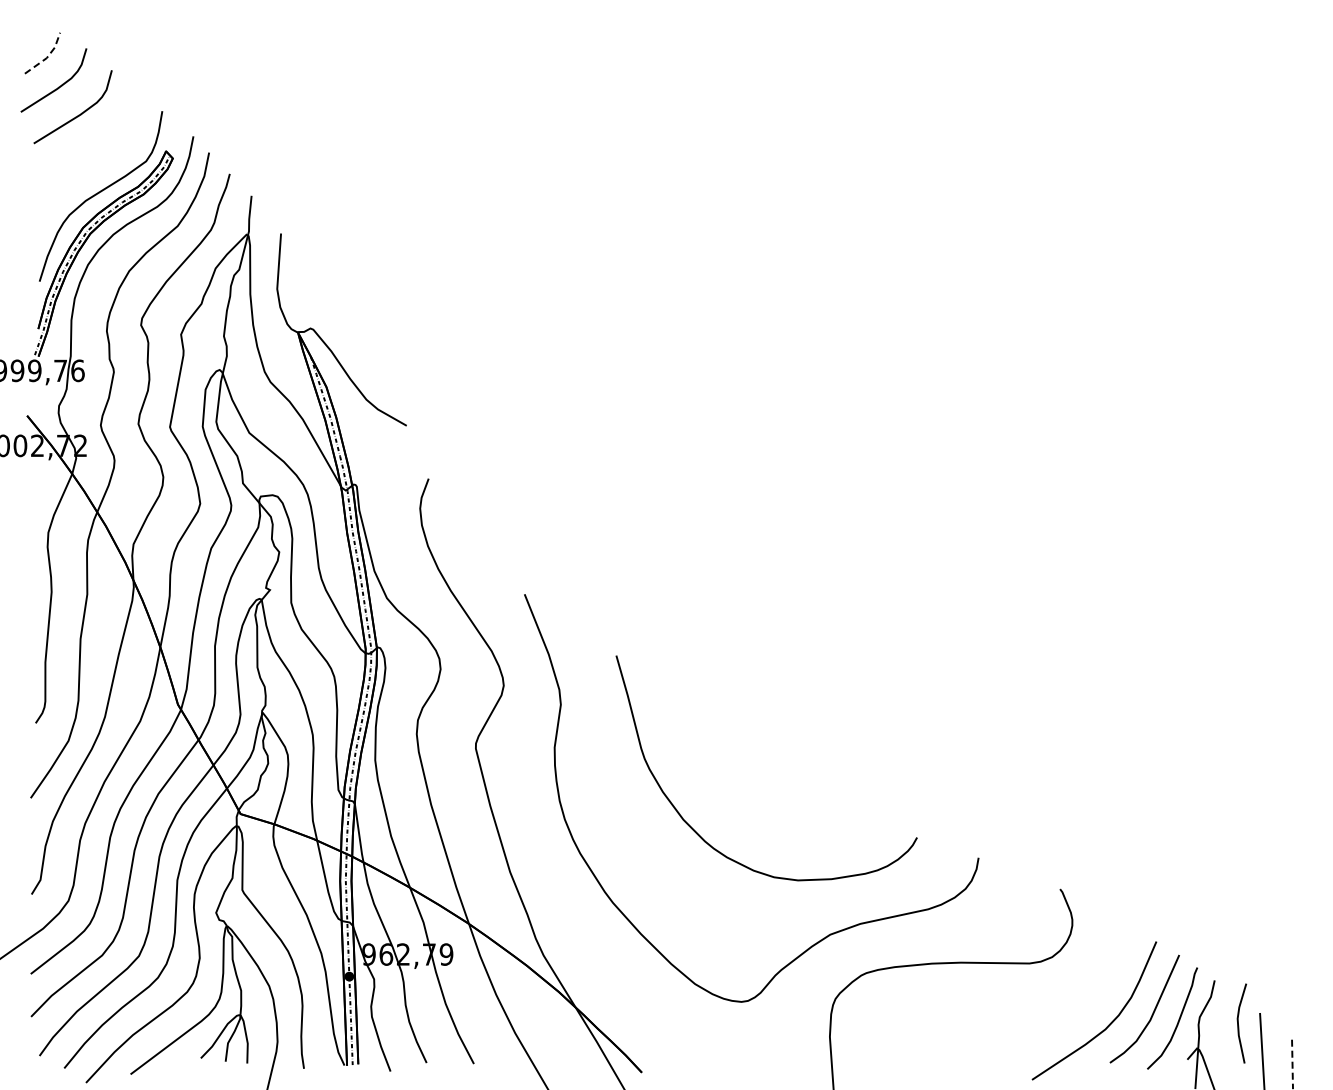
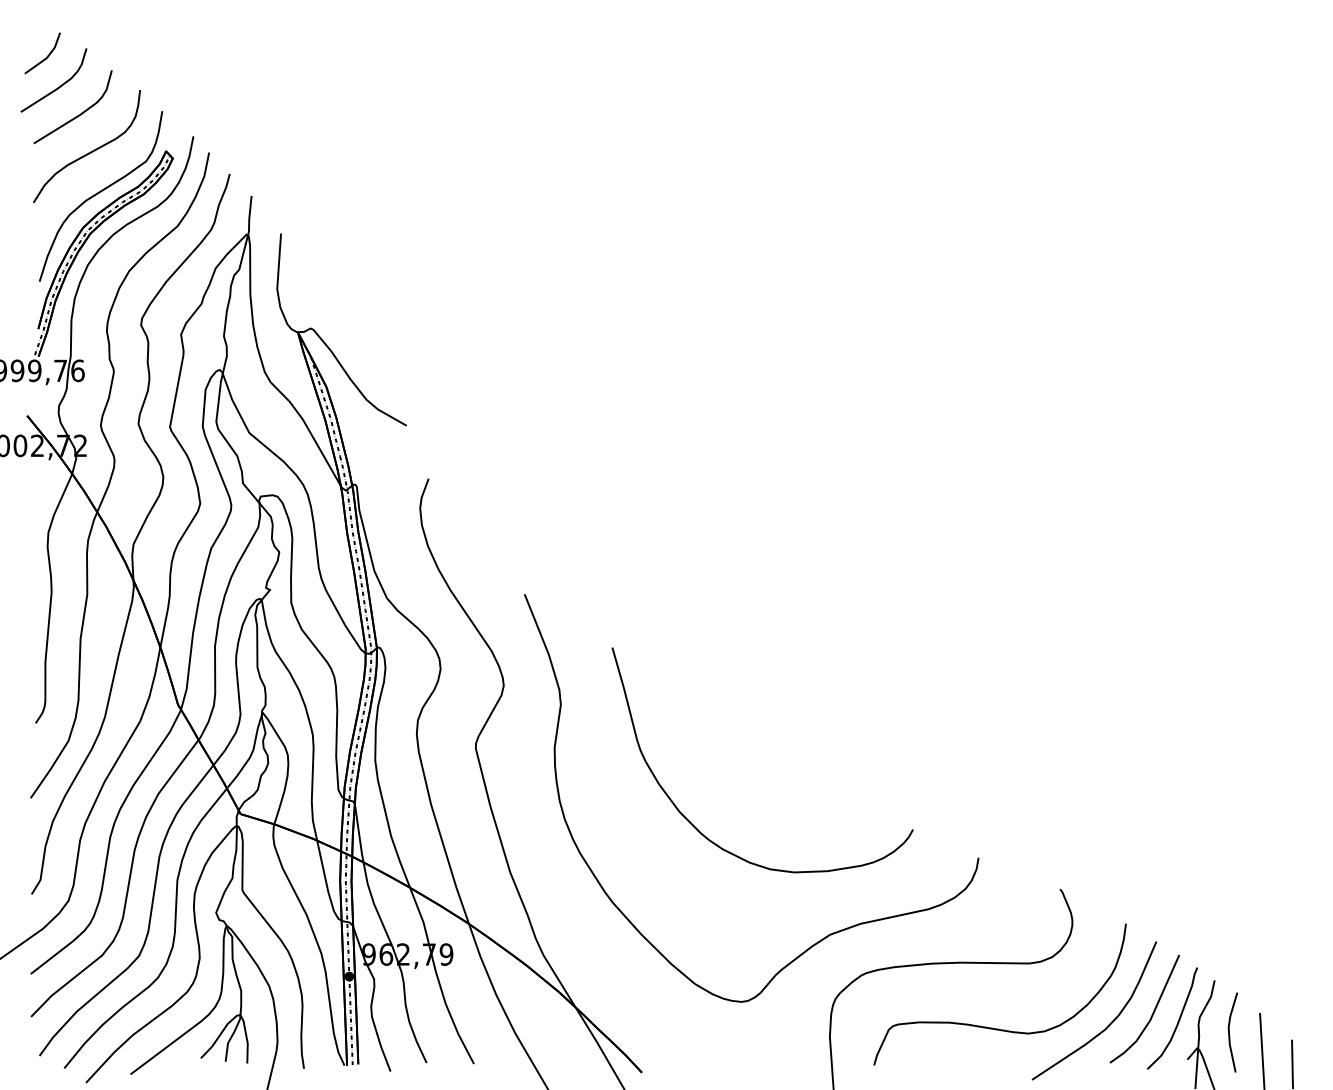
line: dashed -> solid (47, 56)
curve: none -> present (88, 152)
curve position: (699, 834) -> (695, 826) (695, 826)
line position: (1238, 1023) -> (1229, 1032) (1229, 1032)
curve: none -> present (992, 1027)
line: dashed -> solid (1292, 1064)
